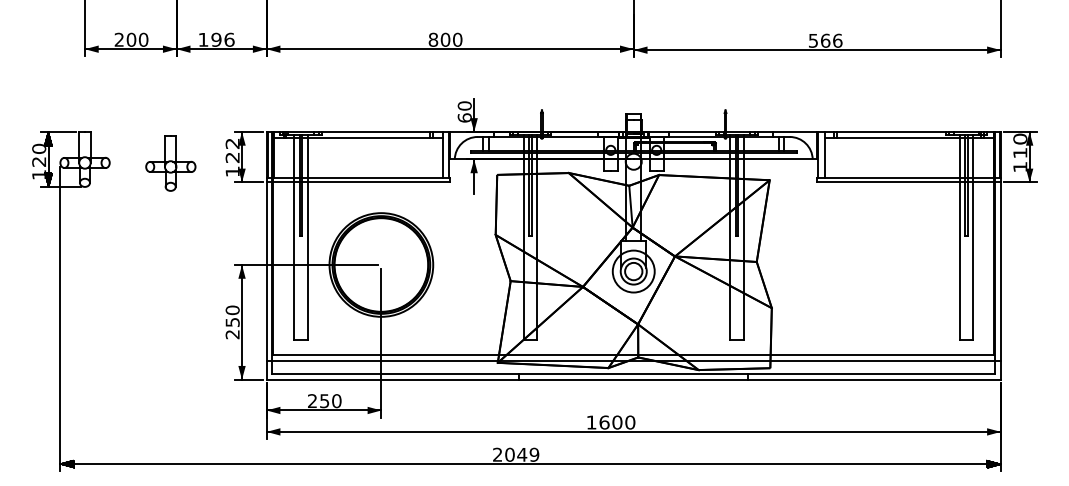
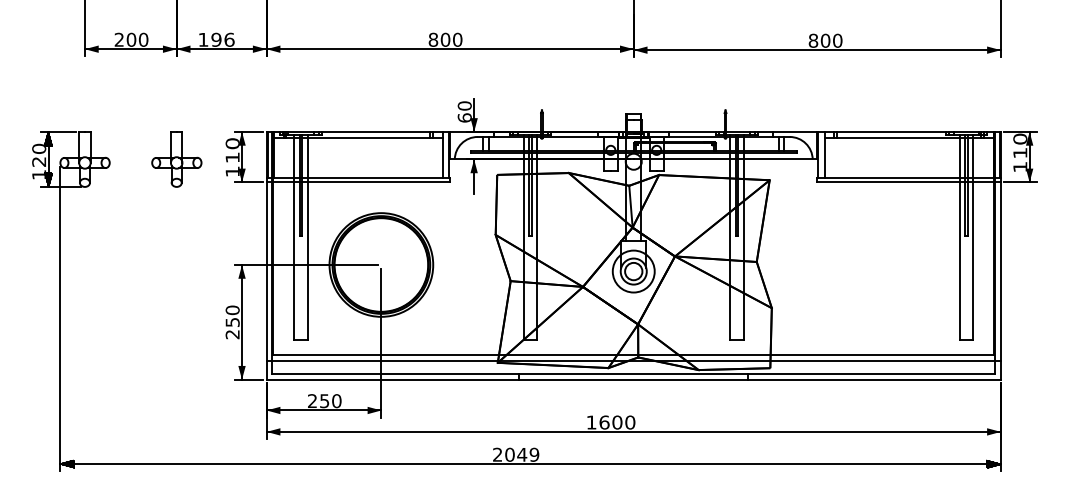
text: 566 -> 800 (825, 40)
text: 122 -> 110 (232, 150)
part position: (170, 163) -> (176, 159) (176, 159)
